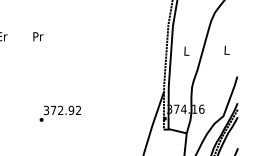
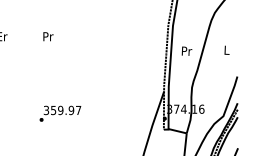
text position: (38, 36) -> (48, 36) (48, 36)
text: L -> Pr (186, 50)
text: 372.92 -> 359.97 (66, 110)
